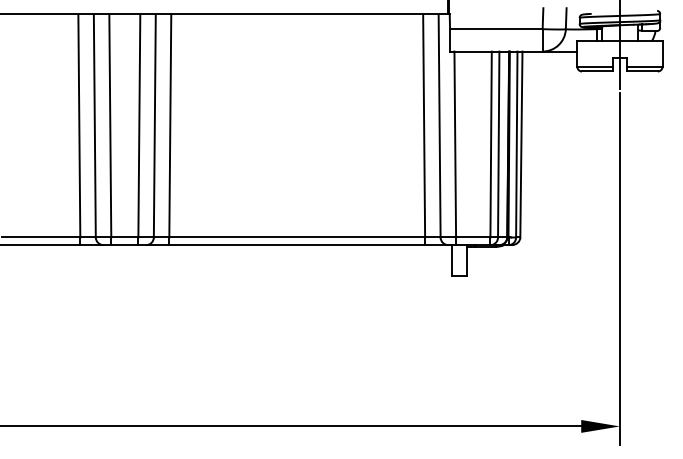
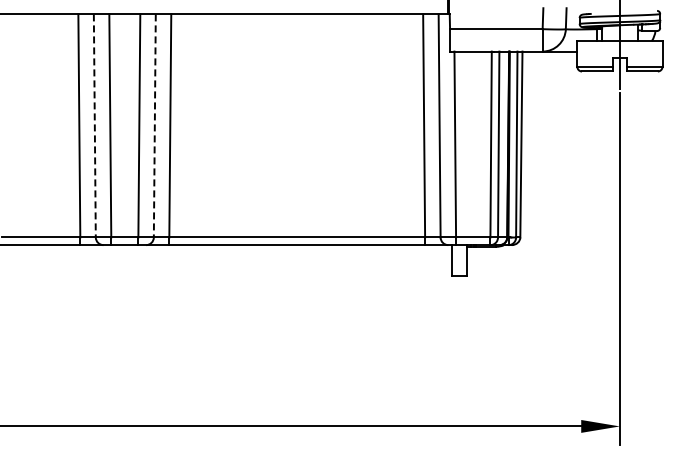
line: solid -> dashed (94, 125)
line: solid -> dashed (154, 125)
